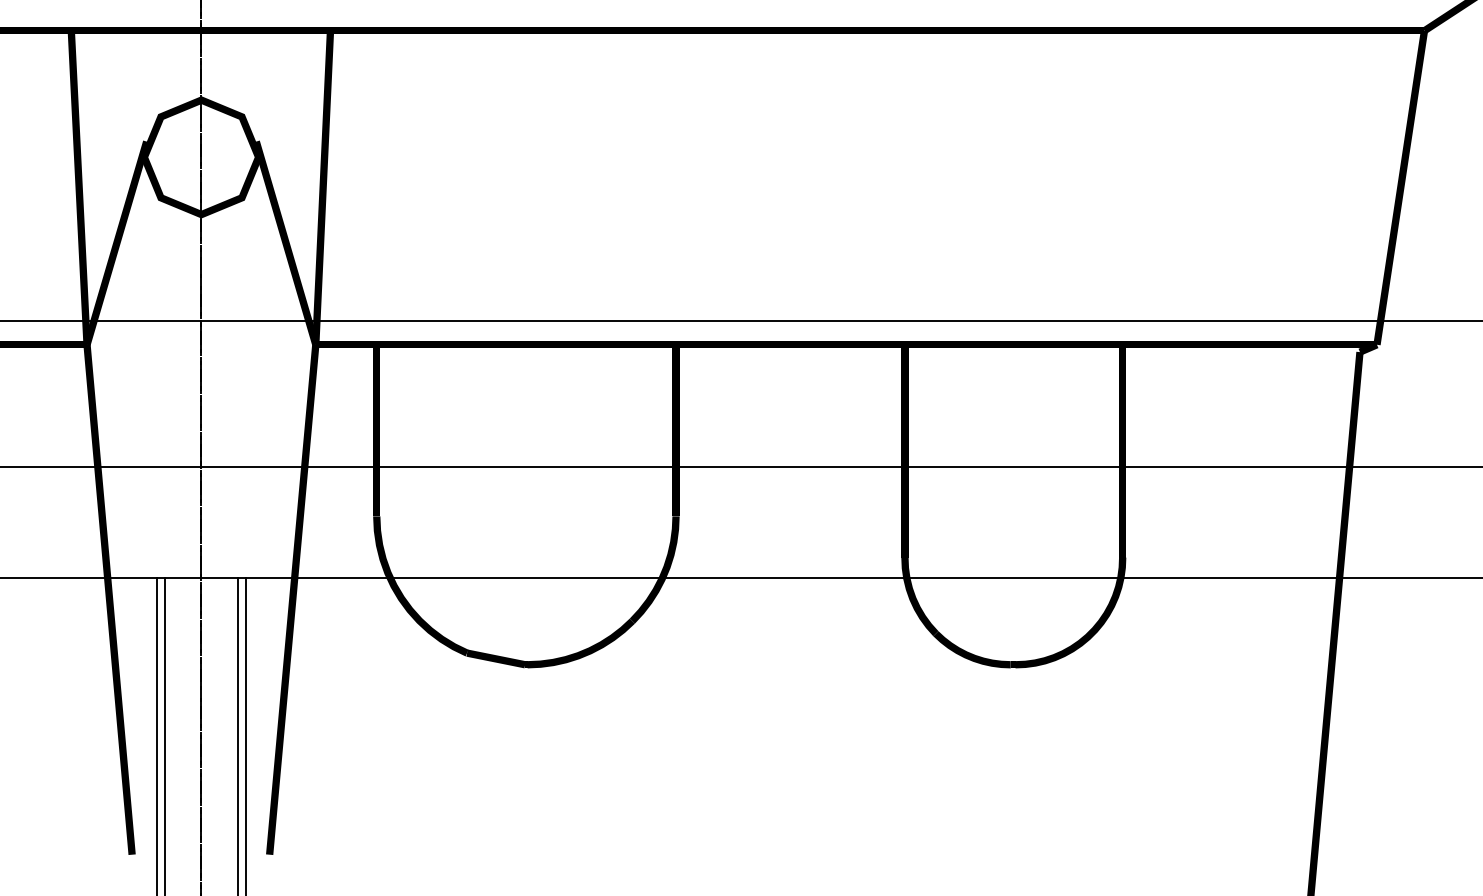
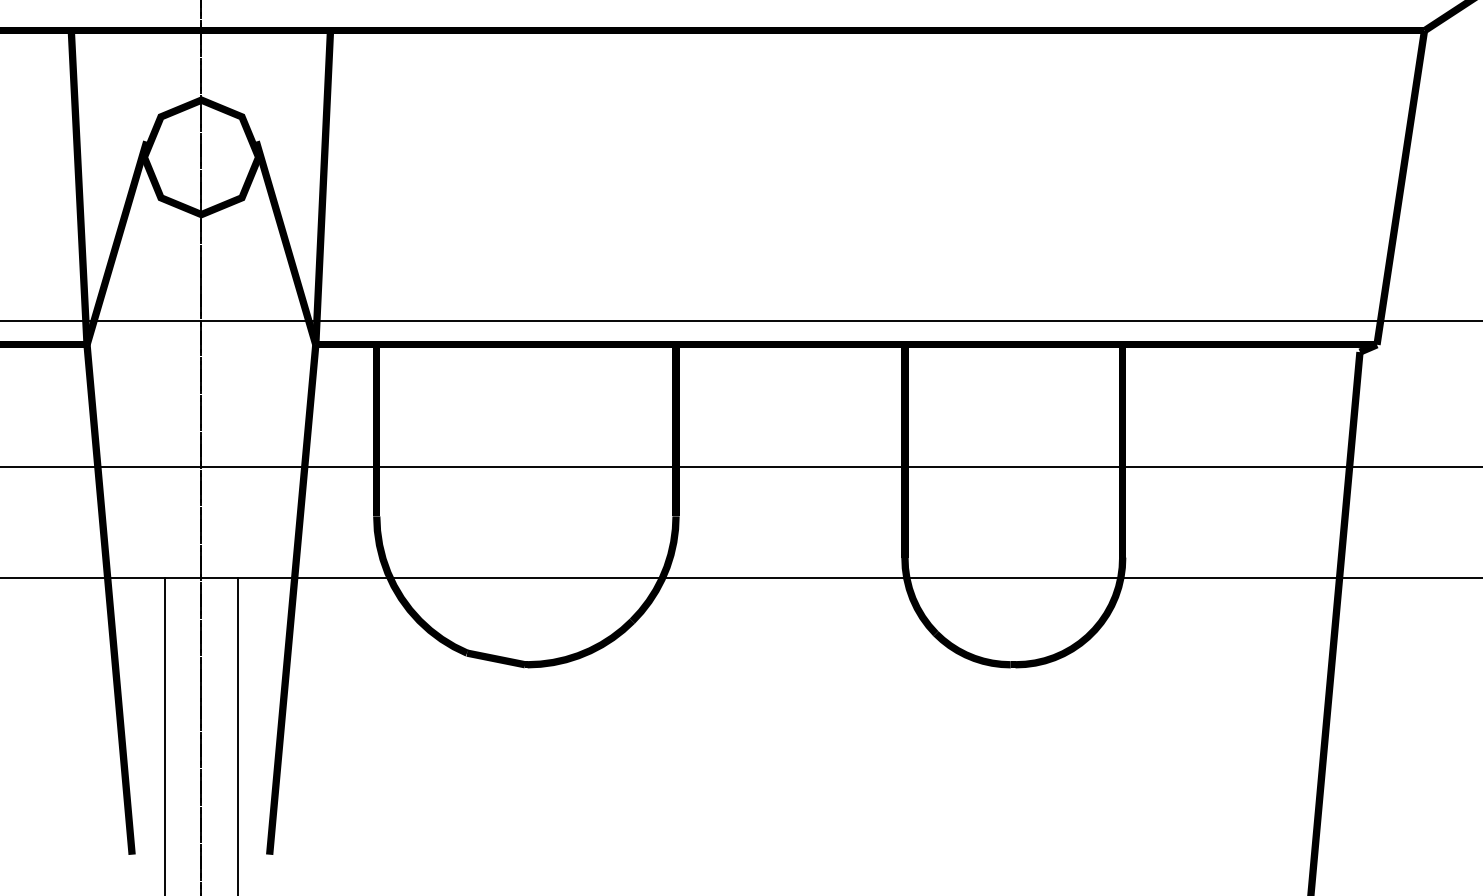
line: present -> none (157, 734)
line: present -> none (245, 734)
